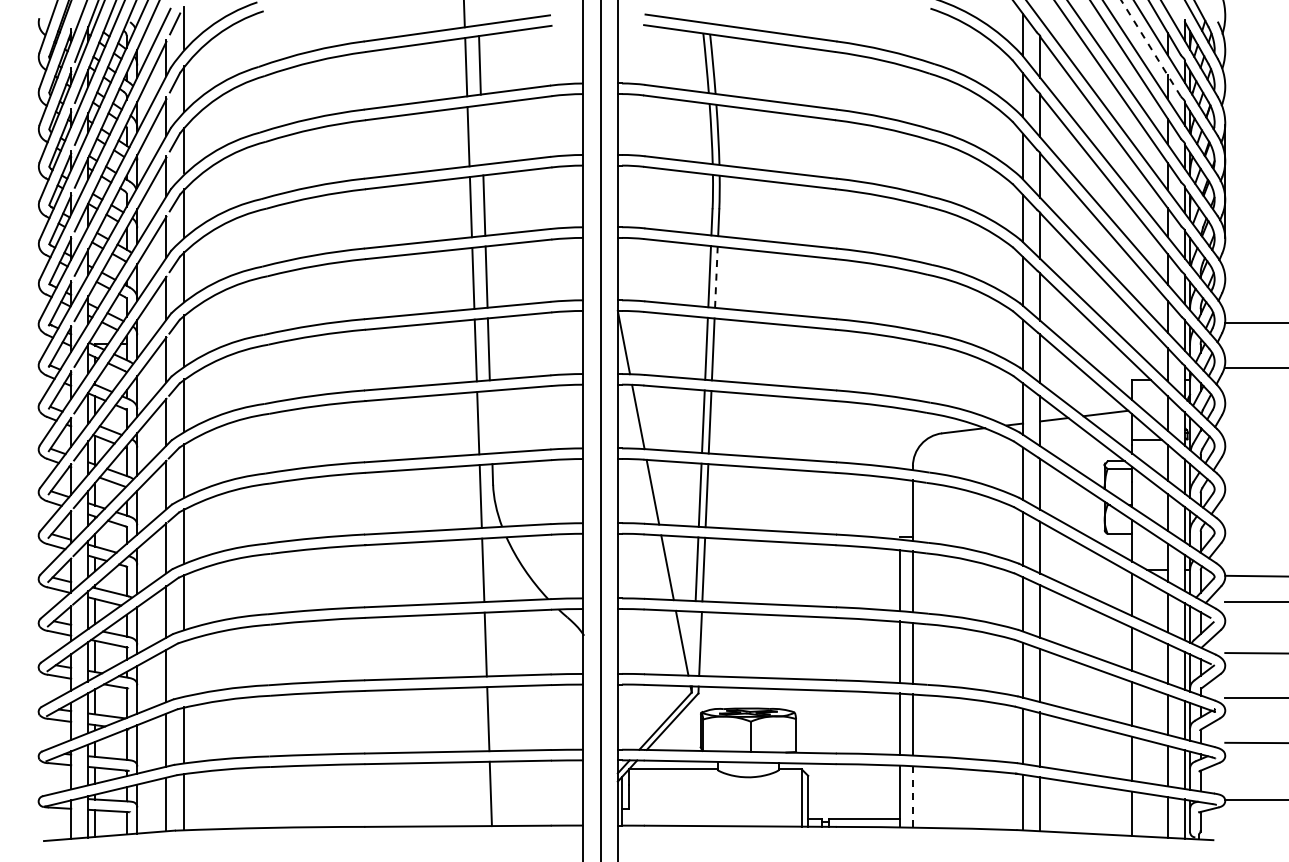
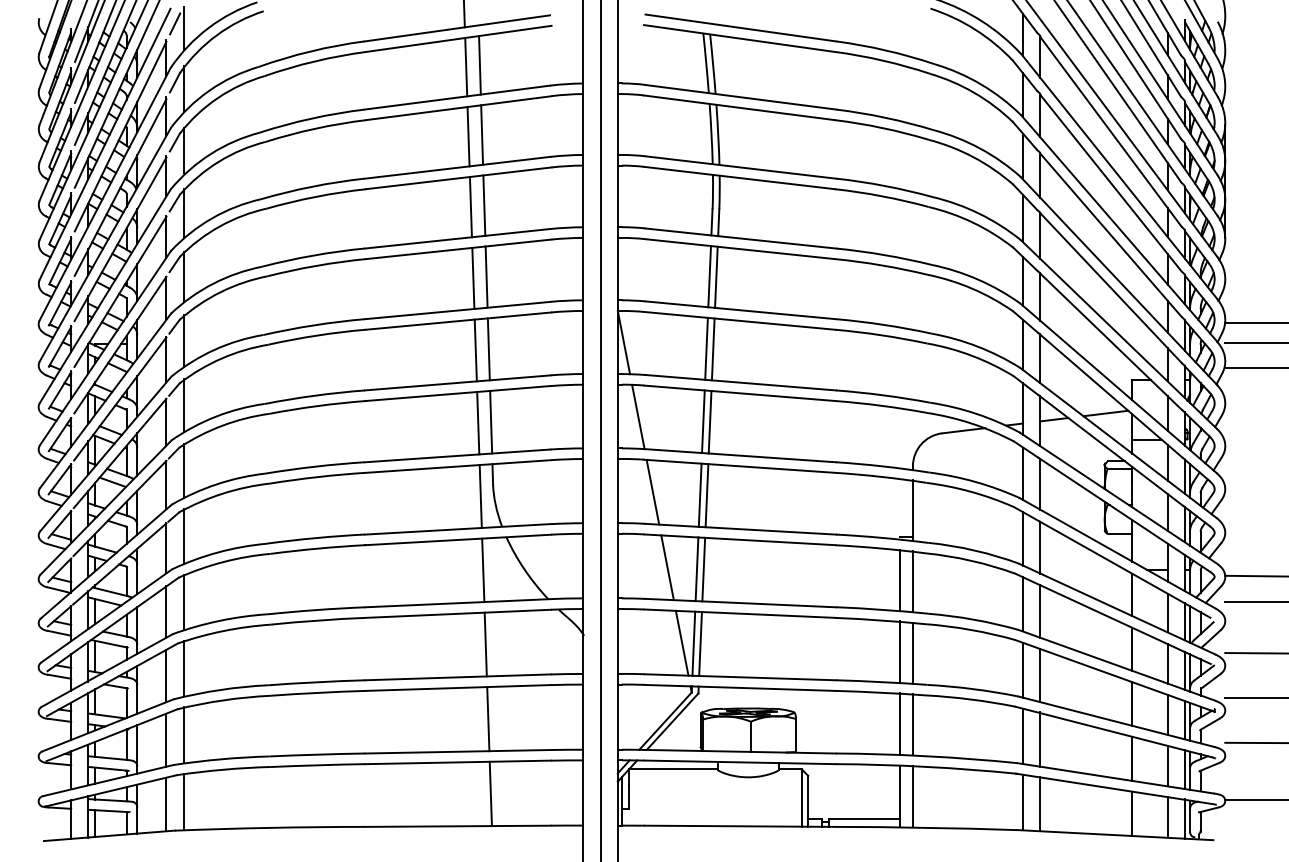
line: dashed -> solid (1151, 48)
line: none -> present (482, 134)
line: dashed -> solid (716, 277)
line: none -> present (1255, 343)
line: none -> present (491, 421)
line: none -> present (693, 643)
line: none -> present (183, 668)
line: dashed -> solid (912, 796)
